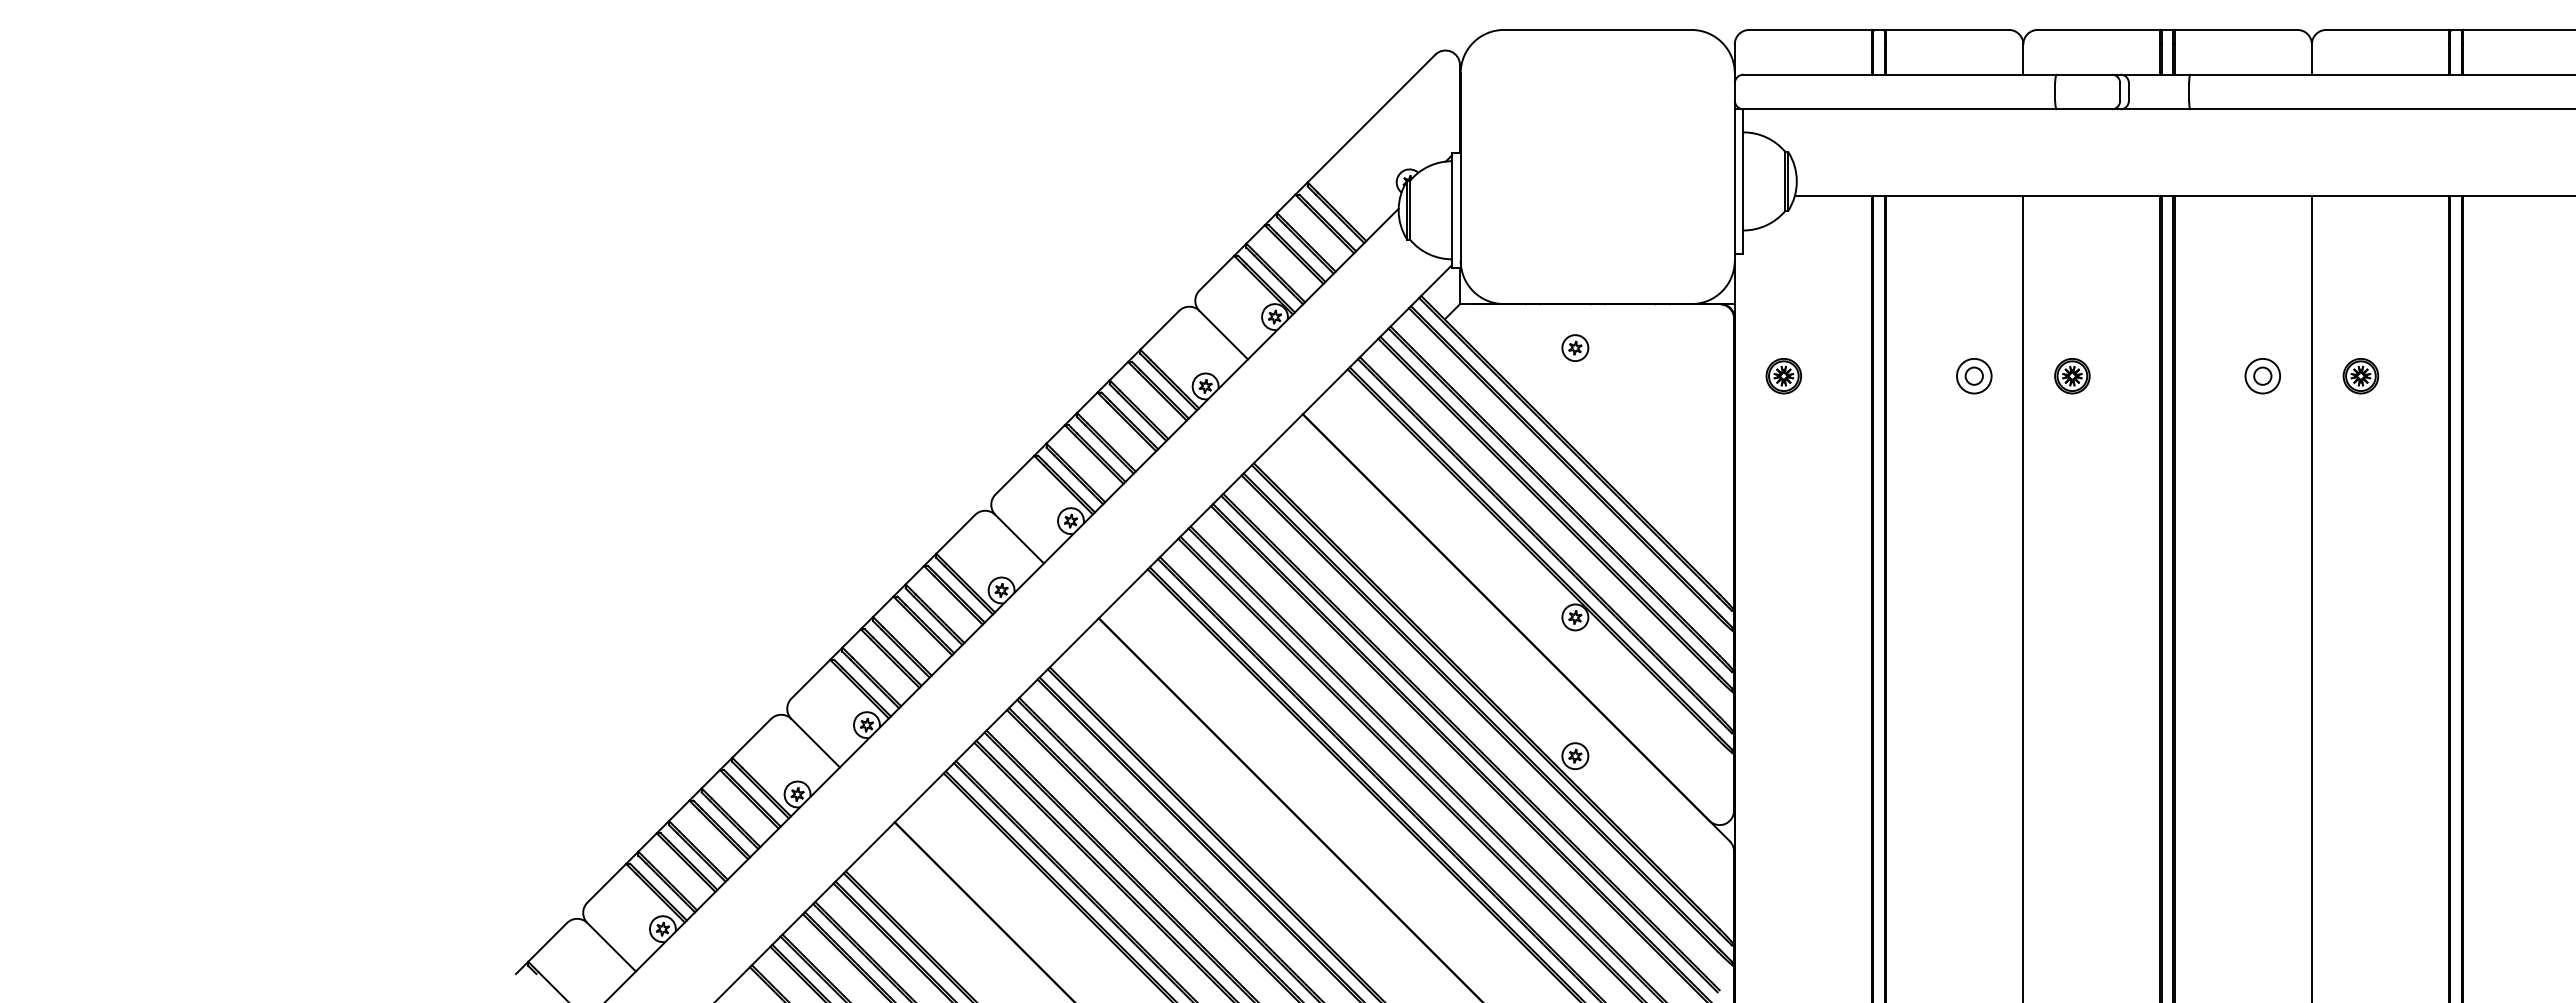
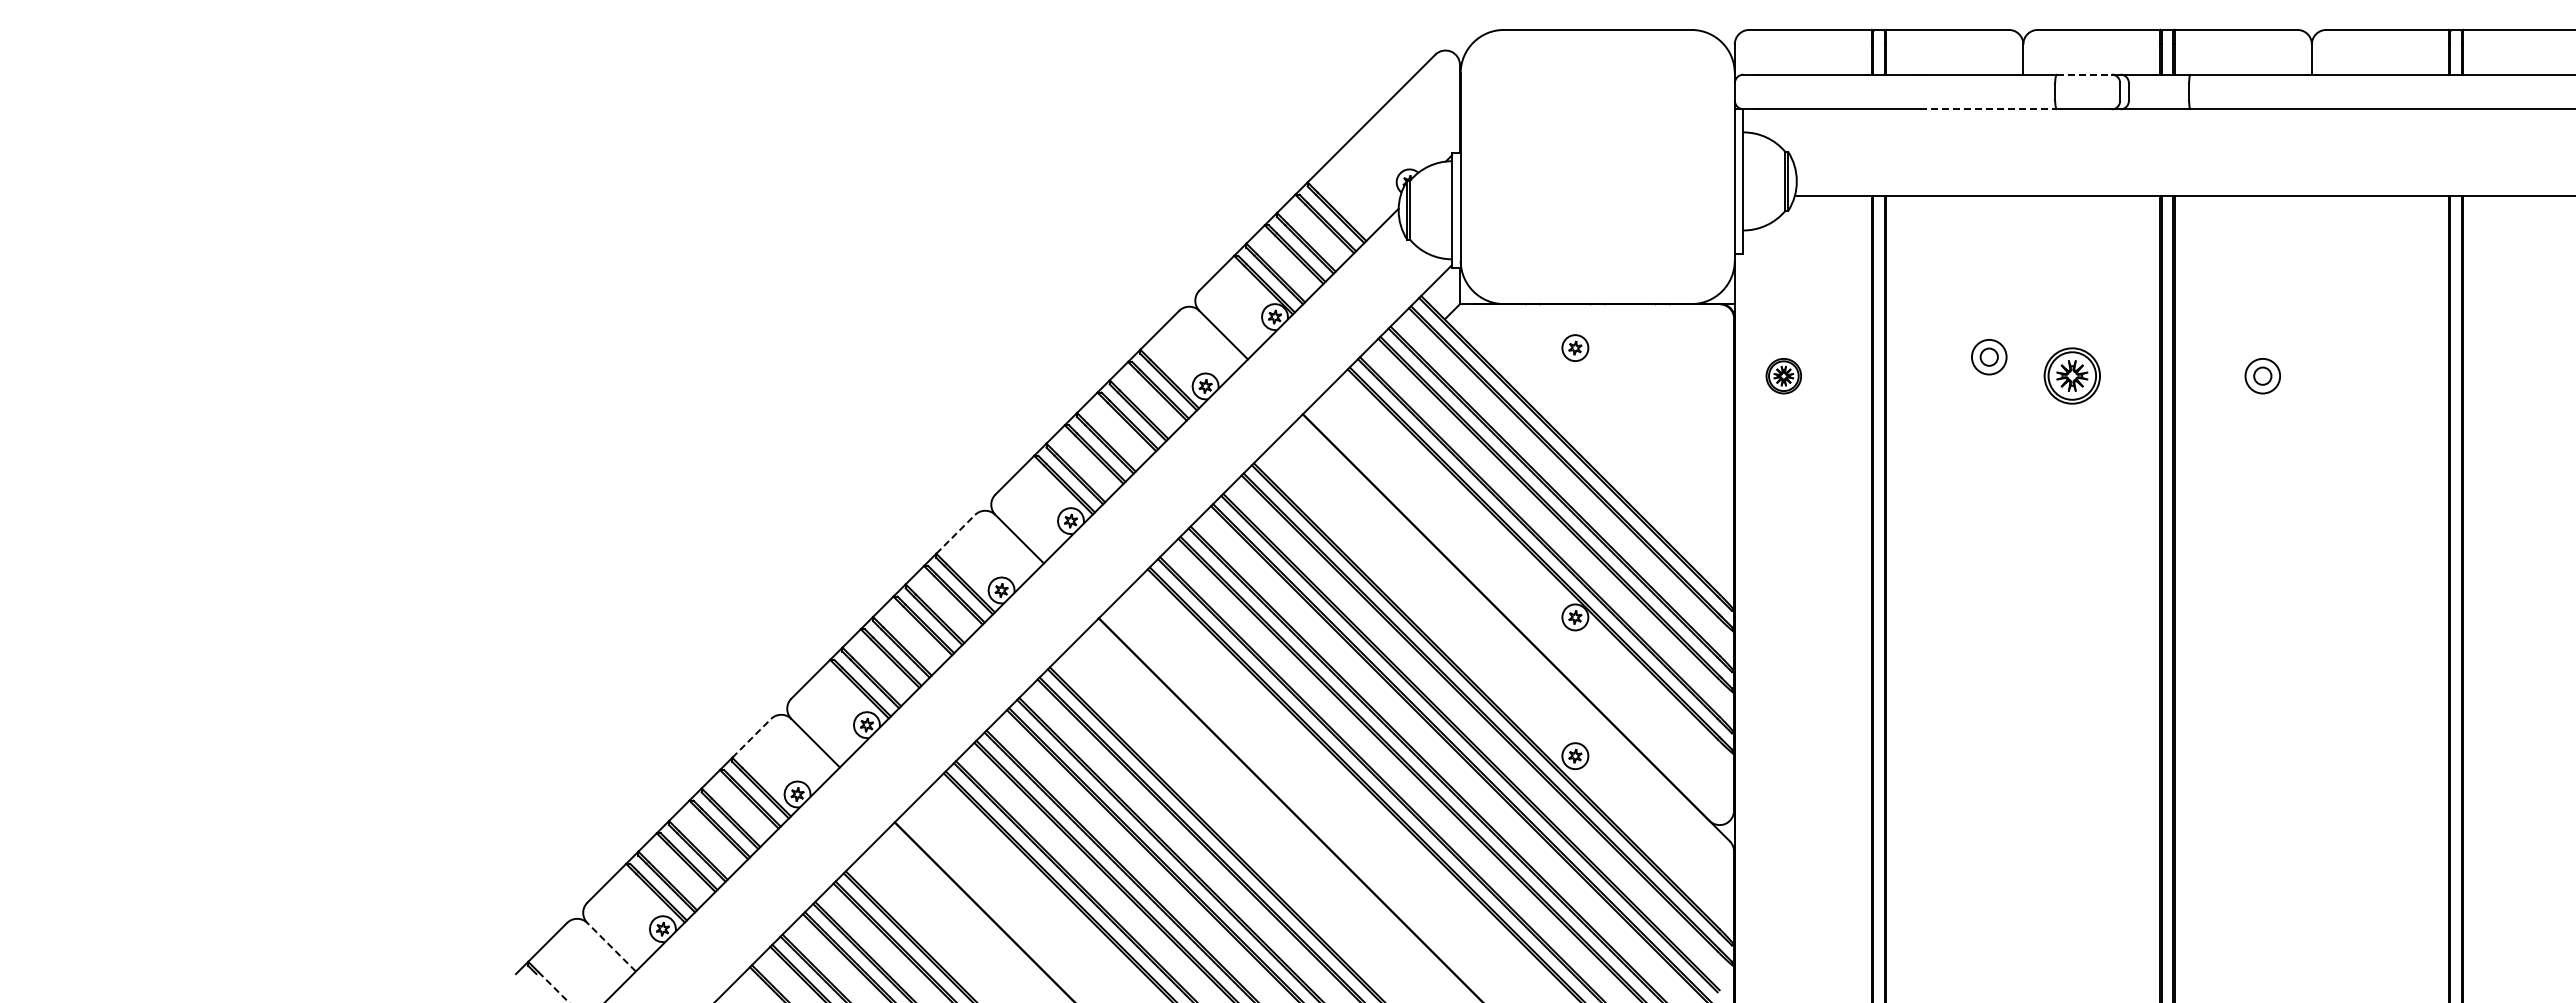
line: solid -> dashed (2084, 74)
line: solid -> dashed (1988, 109)
part position: (1974, 376) -> (1989, 357) (1989, 357)
part size: 37x37 px -> 58x58 px (2071, 375)
part: present -> none (2360, 376)
line: solid -> dashed (956, 534)
line: present -> none (2023, 597)
line: present -> none (2311, 597)
line: solid -> dashed (752, 738)
line: solid -> dashed (611, 946)
line: solid -> dashed (553, 987)
